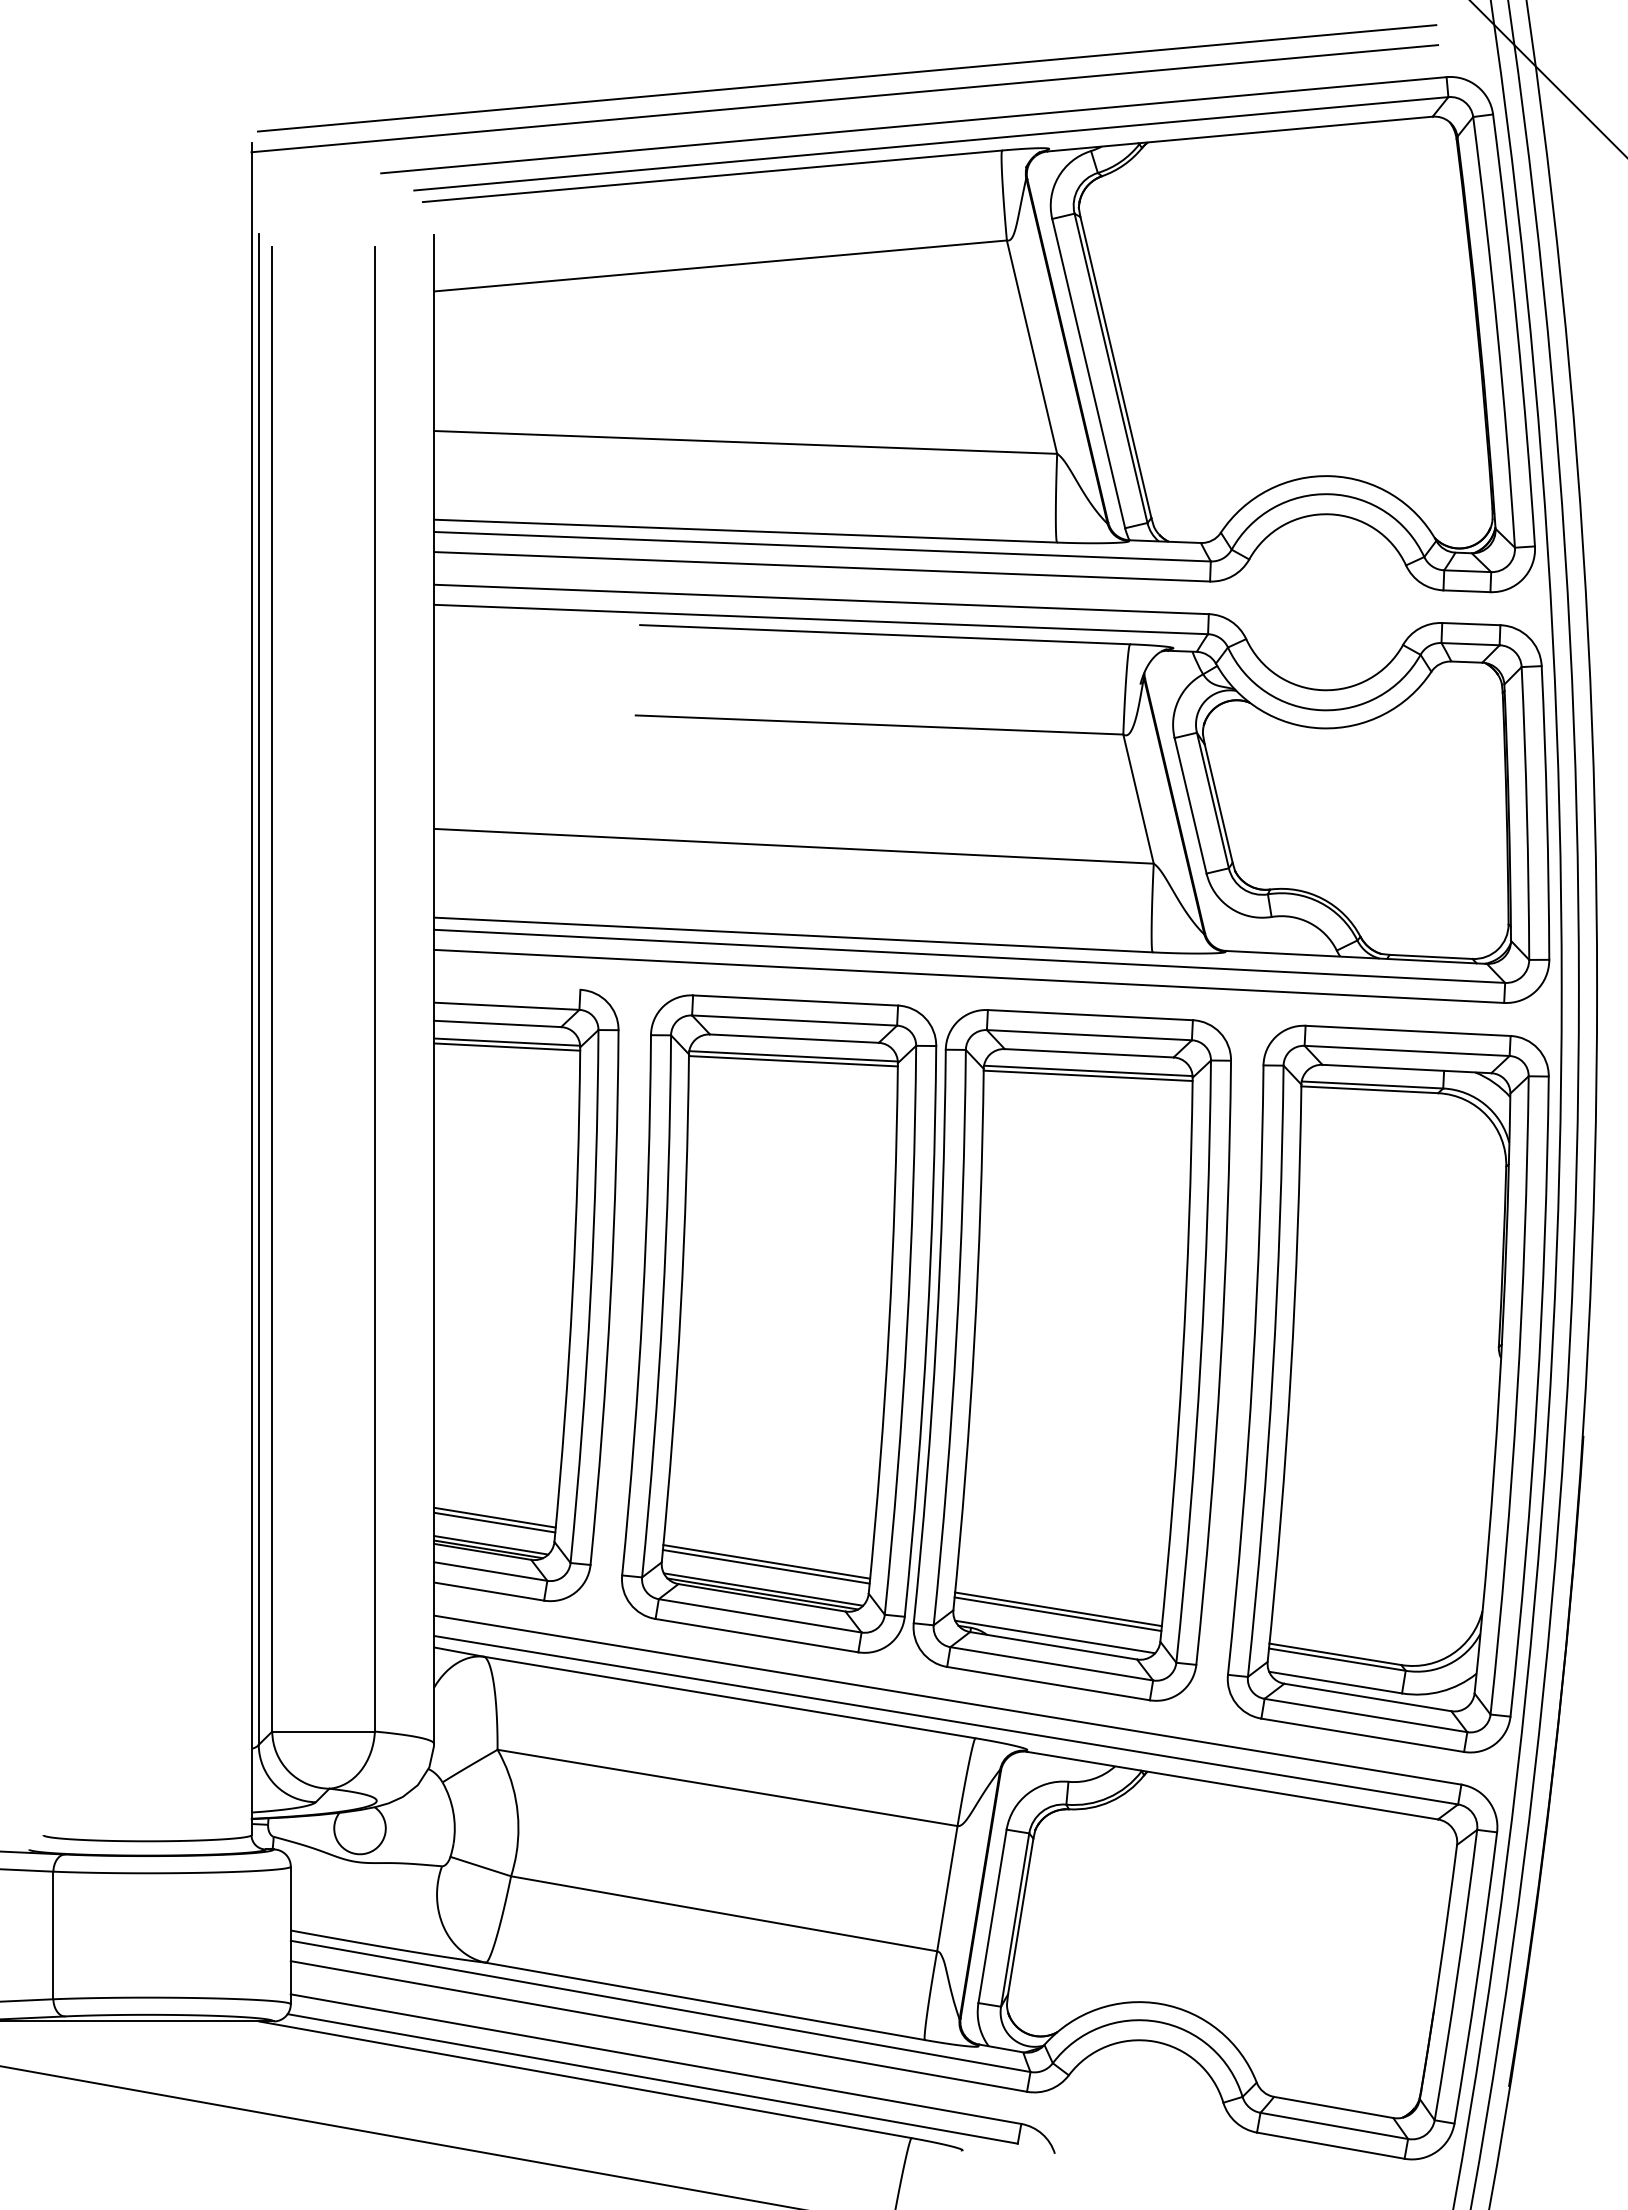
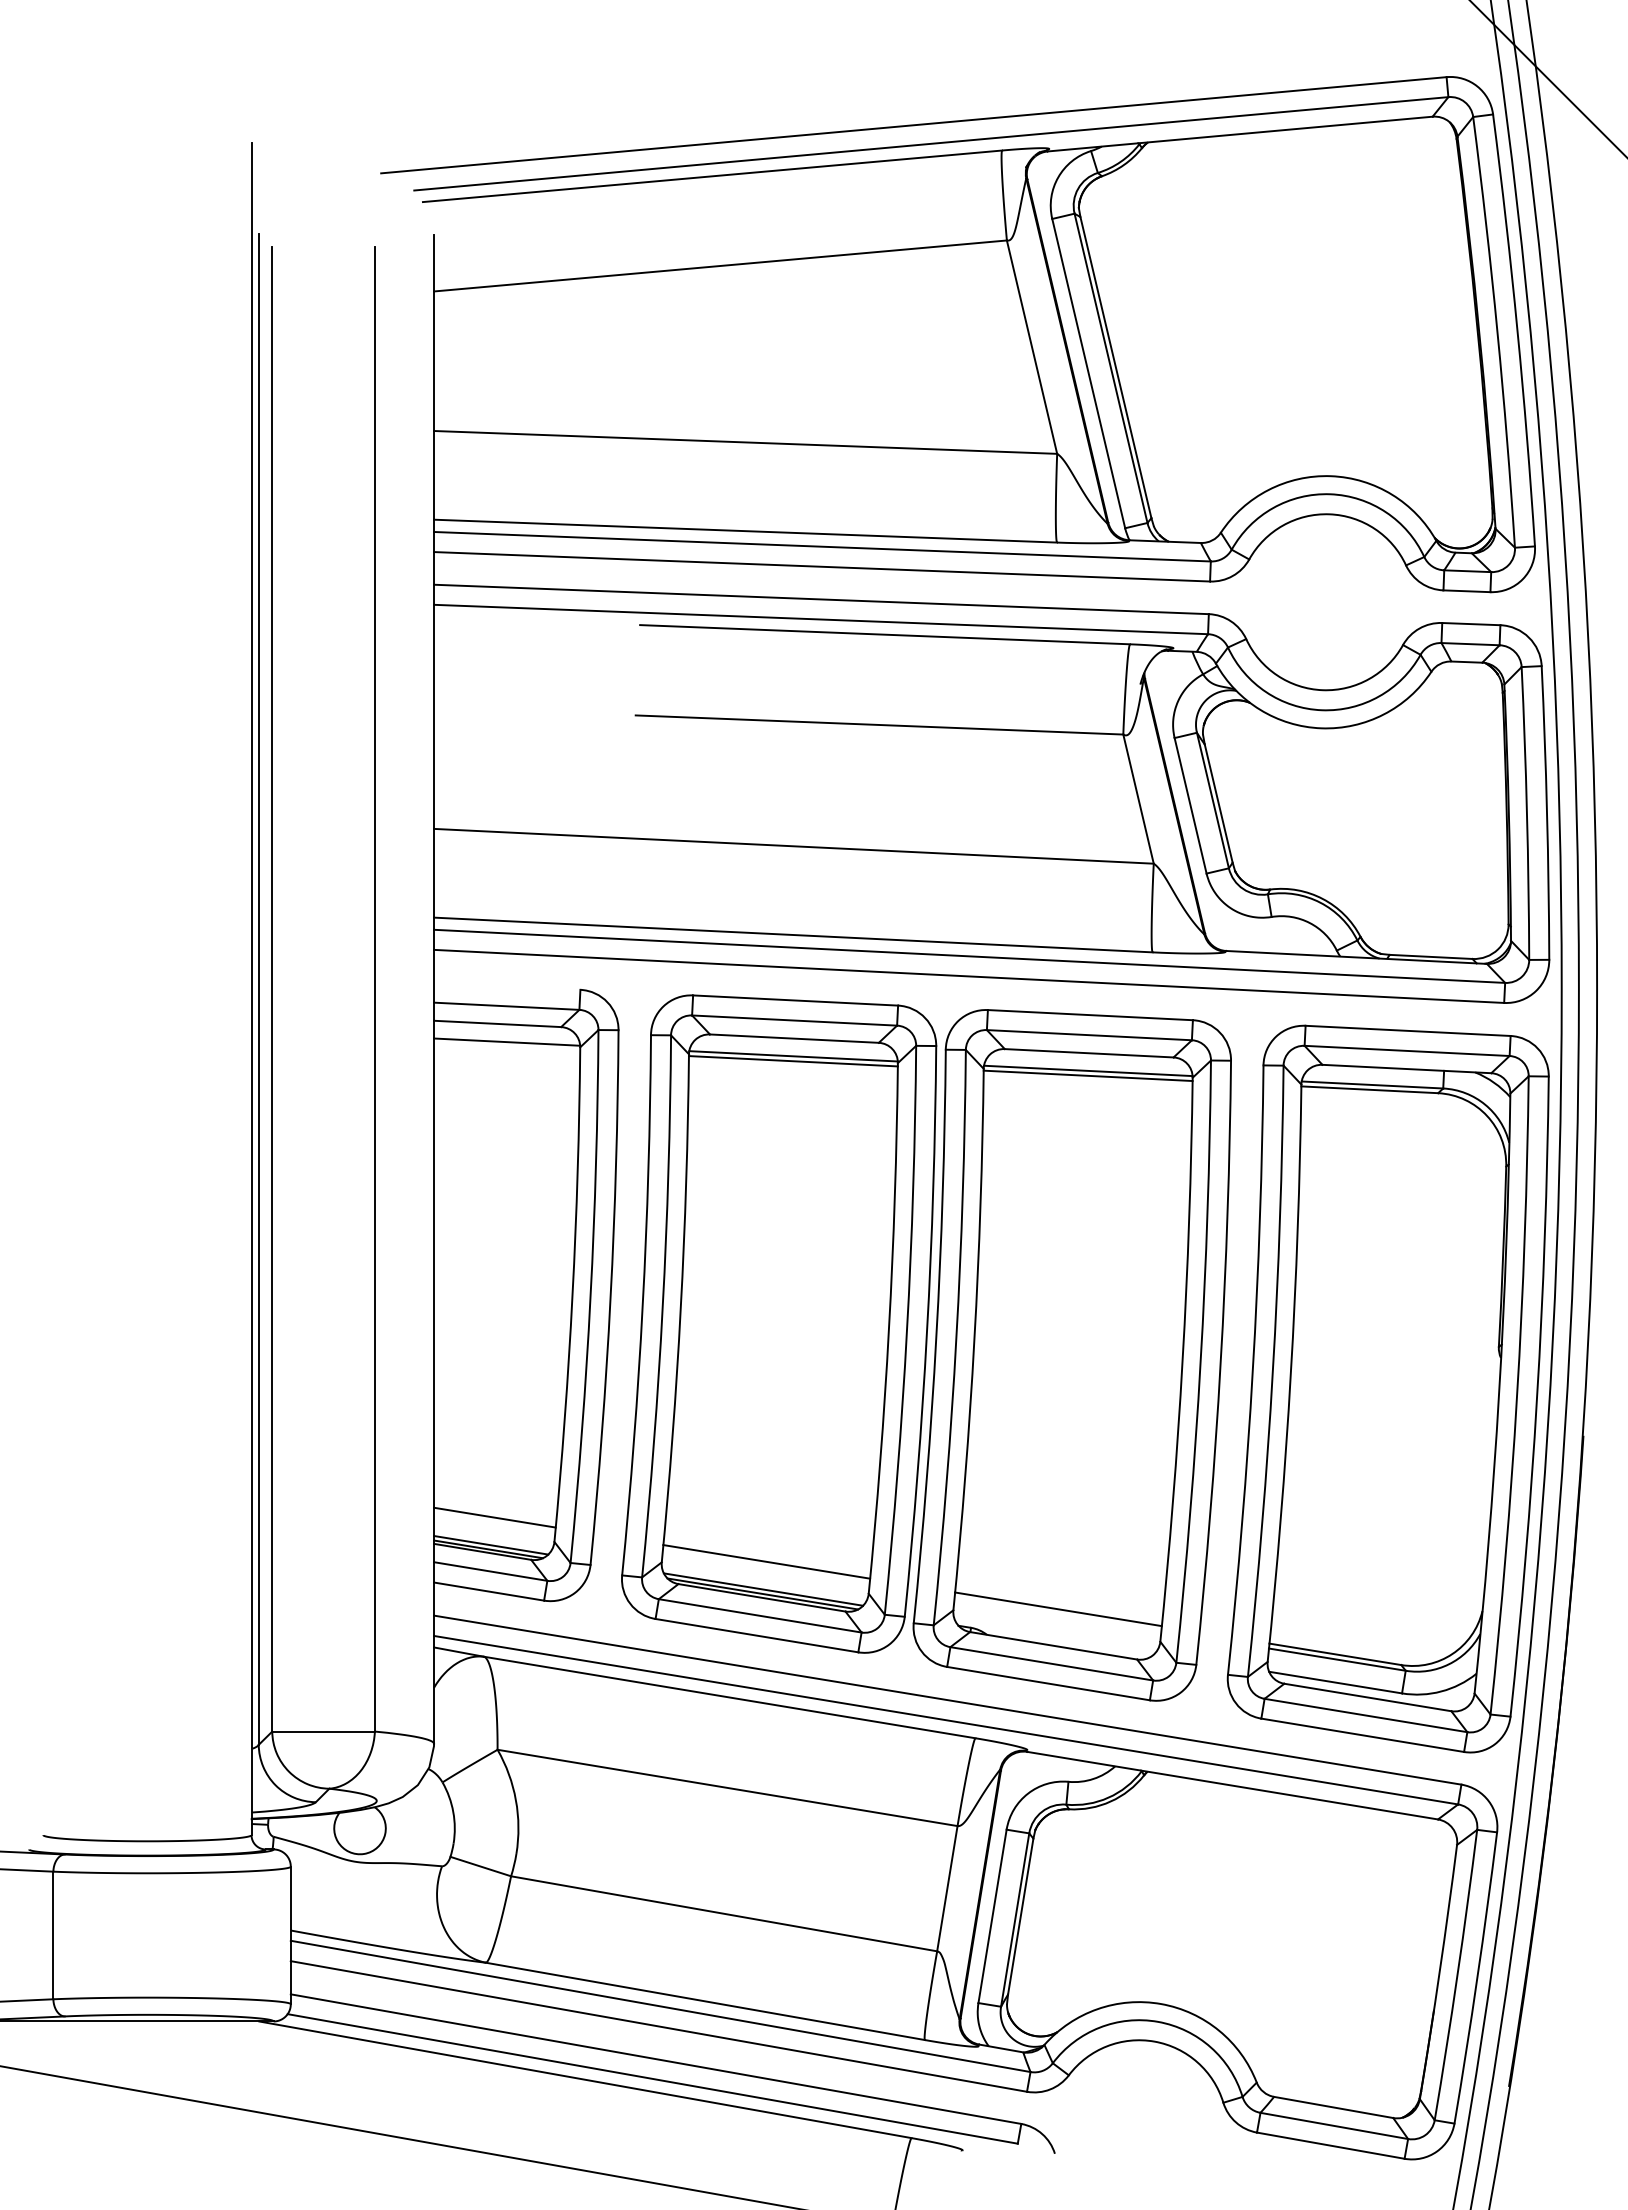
line: present -> none (846, 78)
line: present -> none (844, 98)
line: present -> none (507, 1046)
line: present -> none (494, 1522)
line: present -> none (765, 1566)
line: present -> none (1057, 1614)
line: present -> none (1055, 1636)
